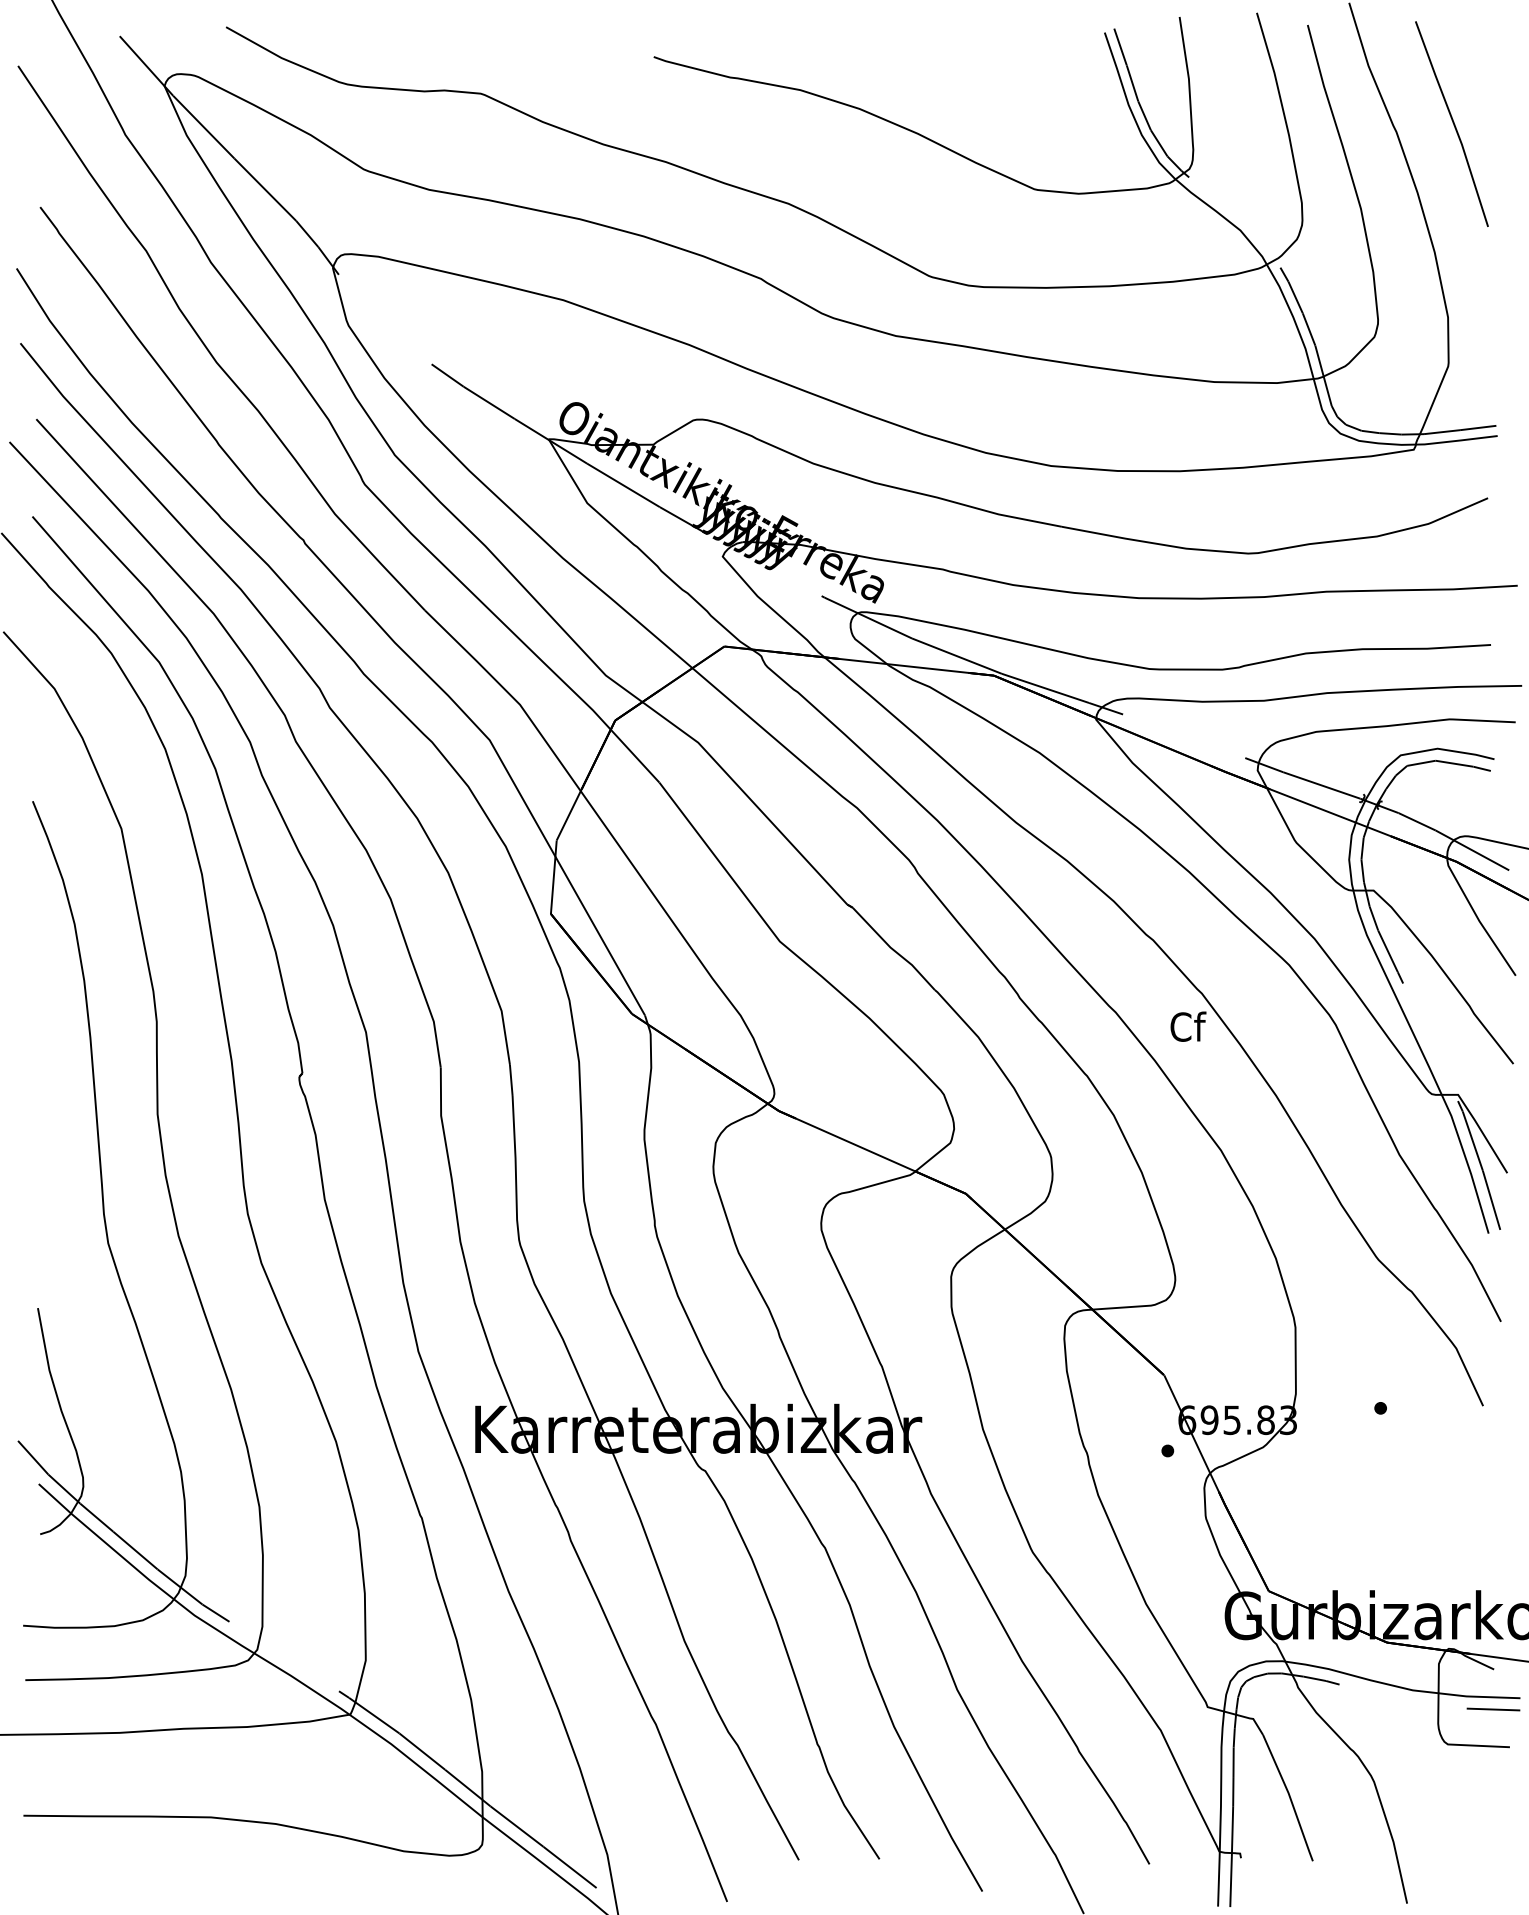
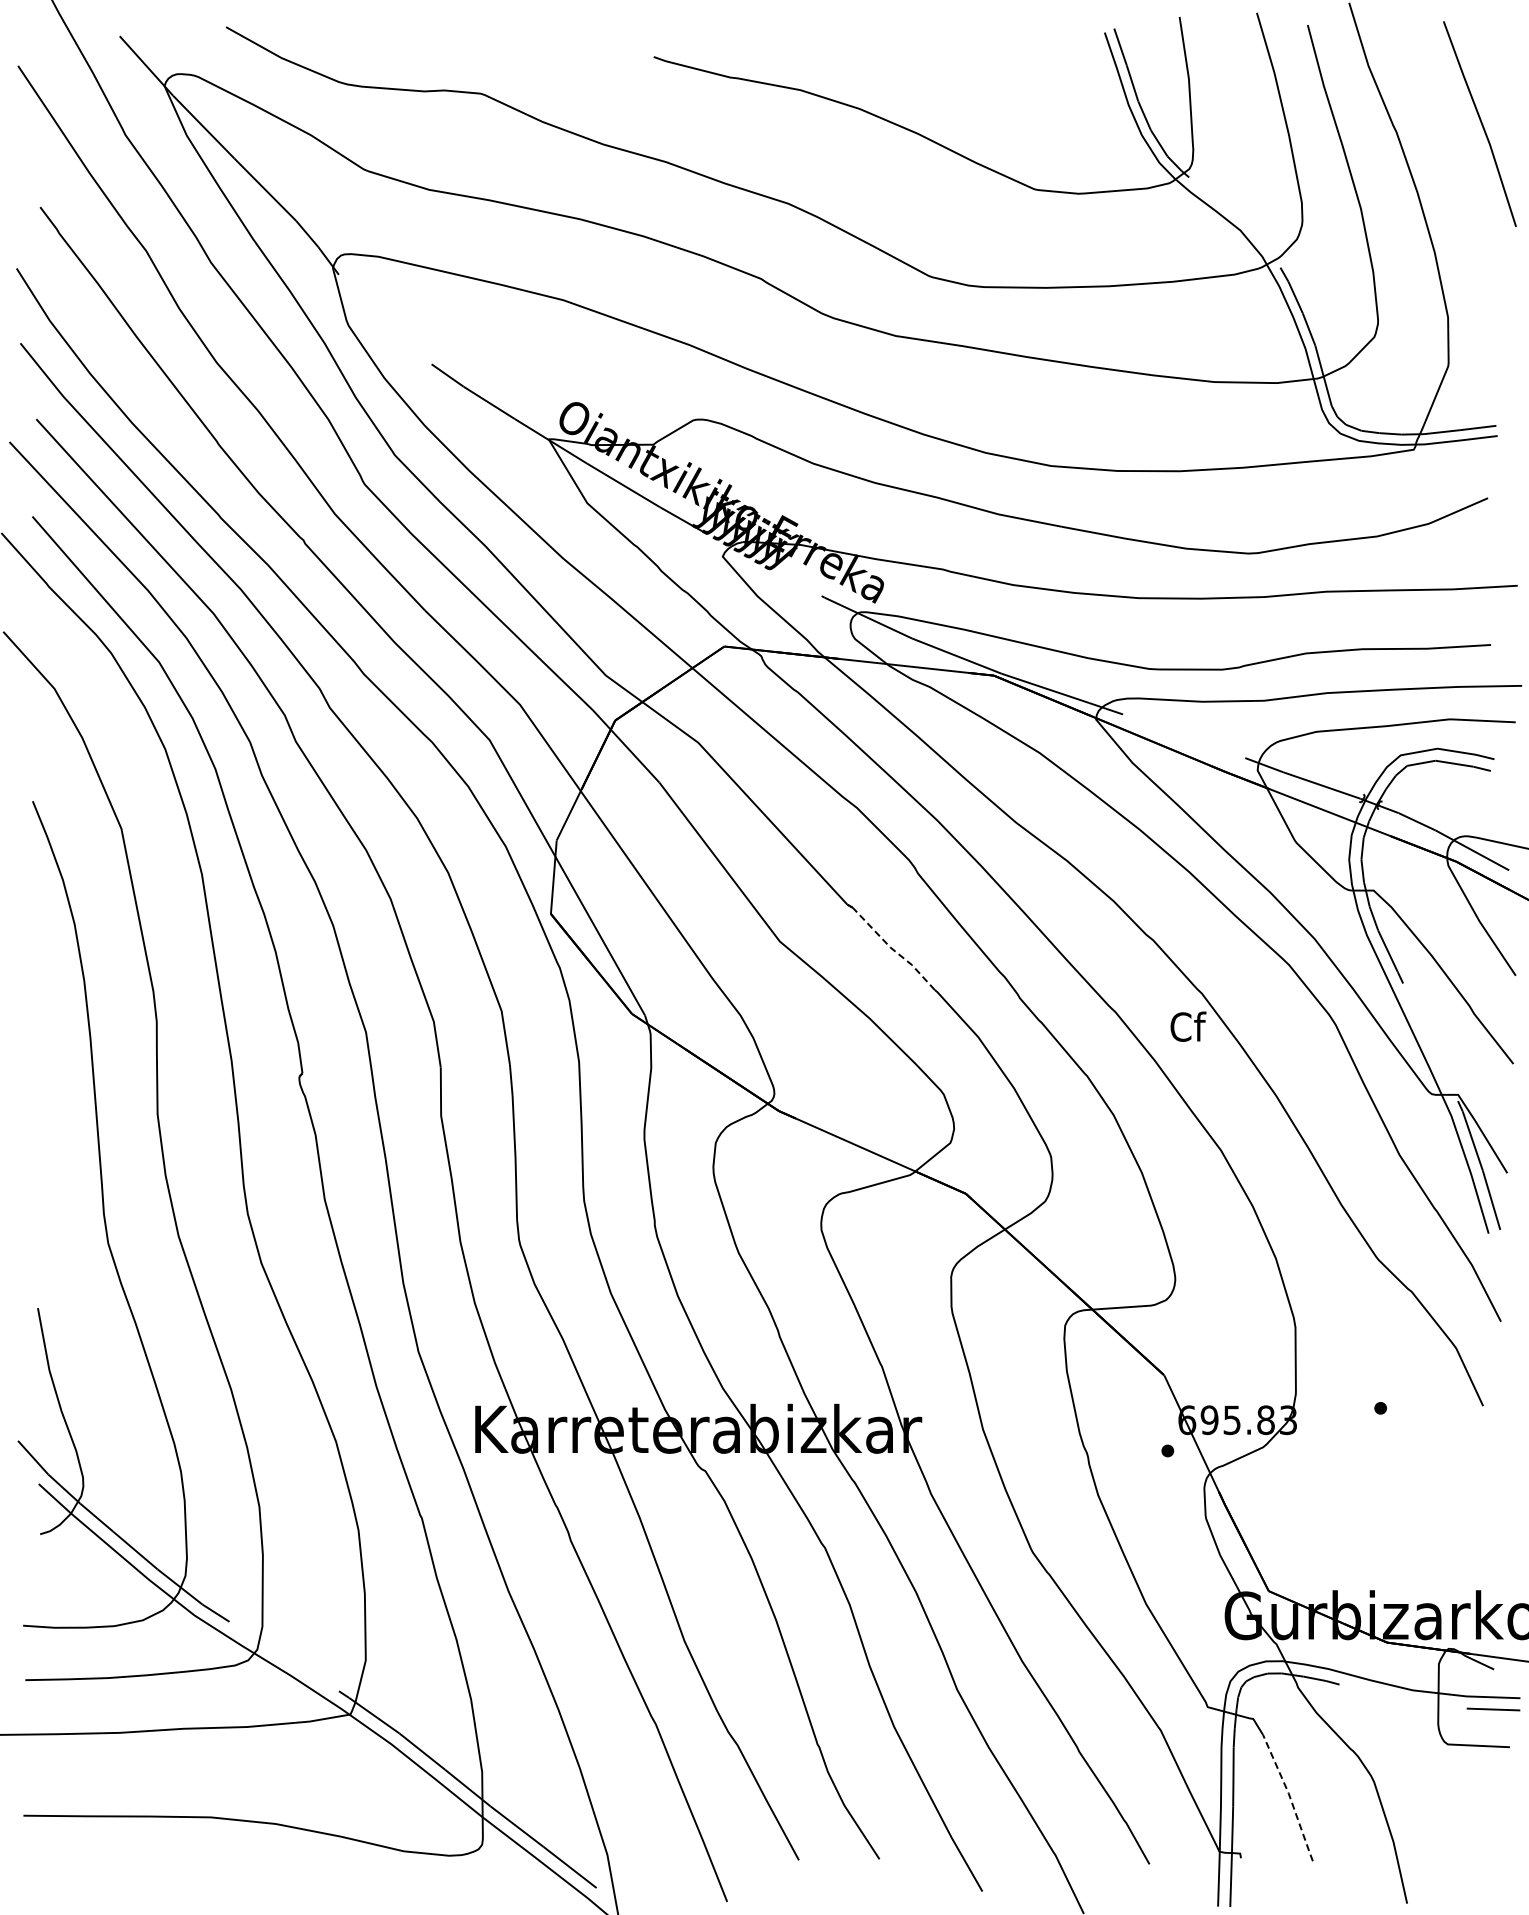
line position: (1452, 123) -> (1480, 123) (1480, 123)
line: solid -> dashed (892, 949)
line: solid -> dashed (1289, 1797)
